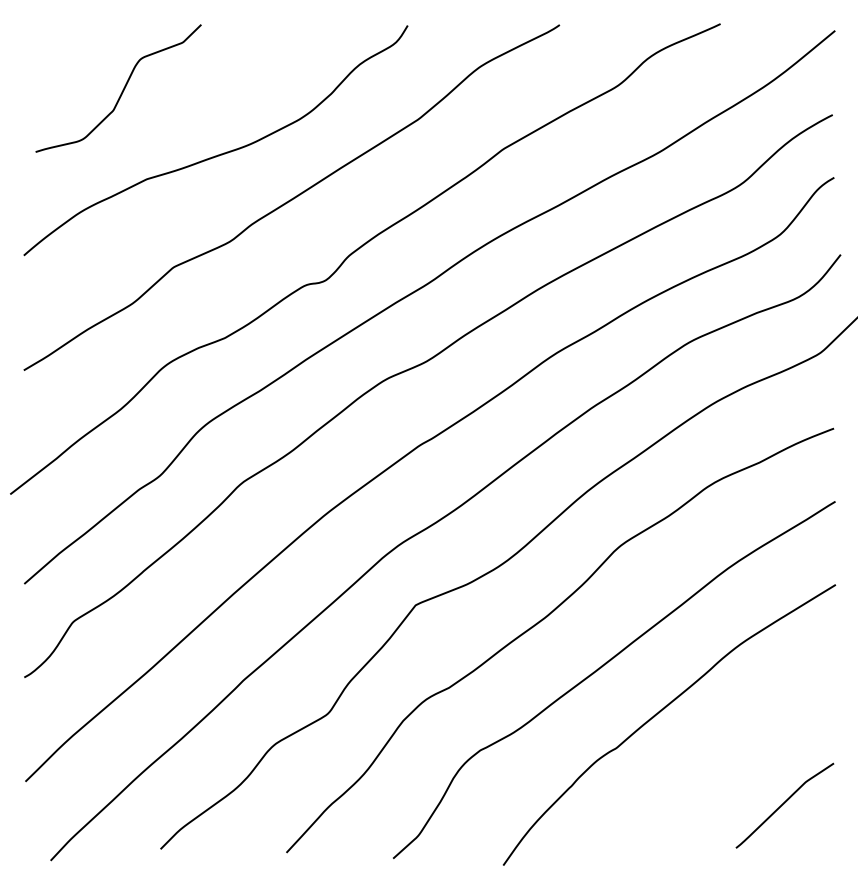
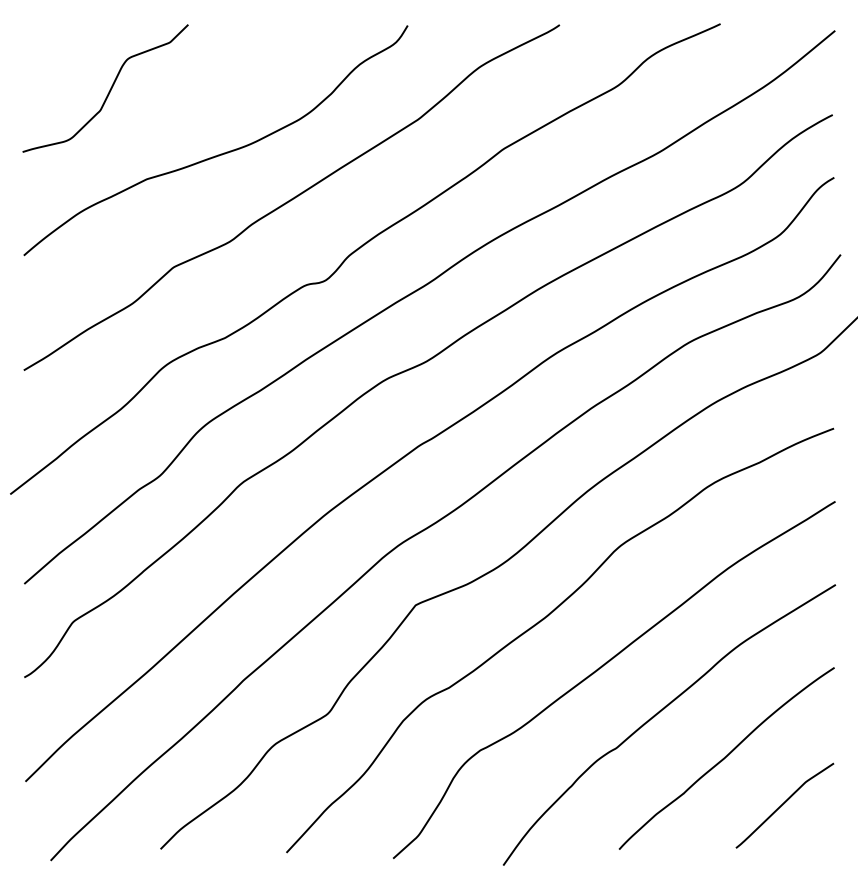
curve position: (122, 89) -> (109, 89) (109, 89)
curve: none -> present (726, 757)
